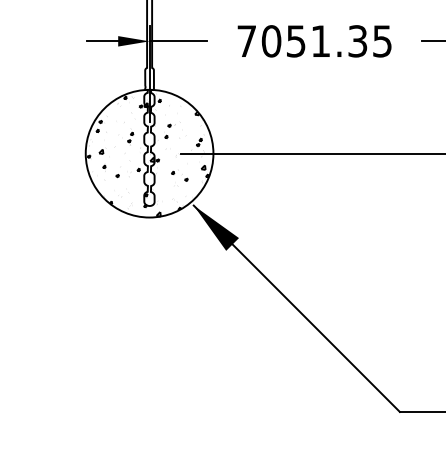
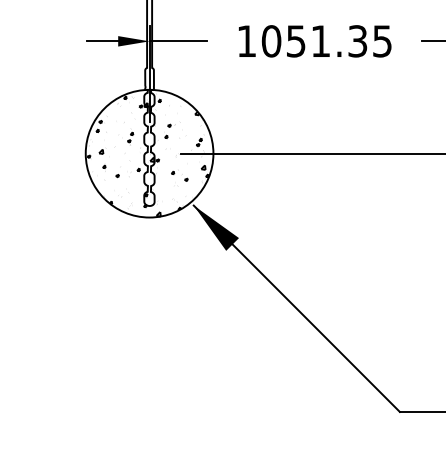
text: 7051.35 -> 1051.35 (246, 40)
